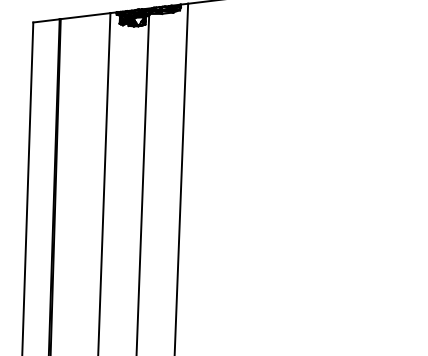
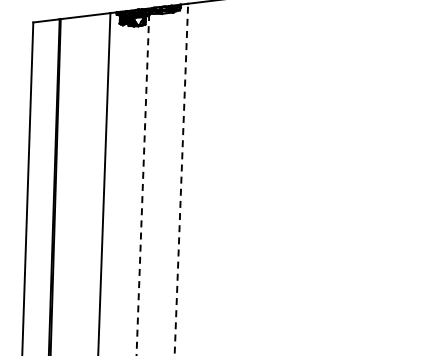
line: solid -> dashed (181, 179)
line: solid -> dashed (142, 184)
